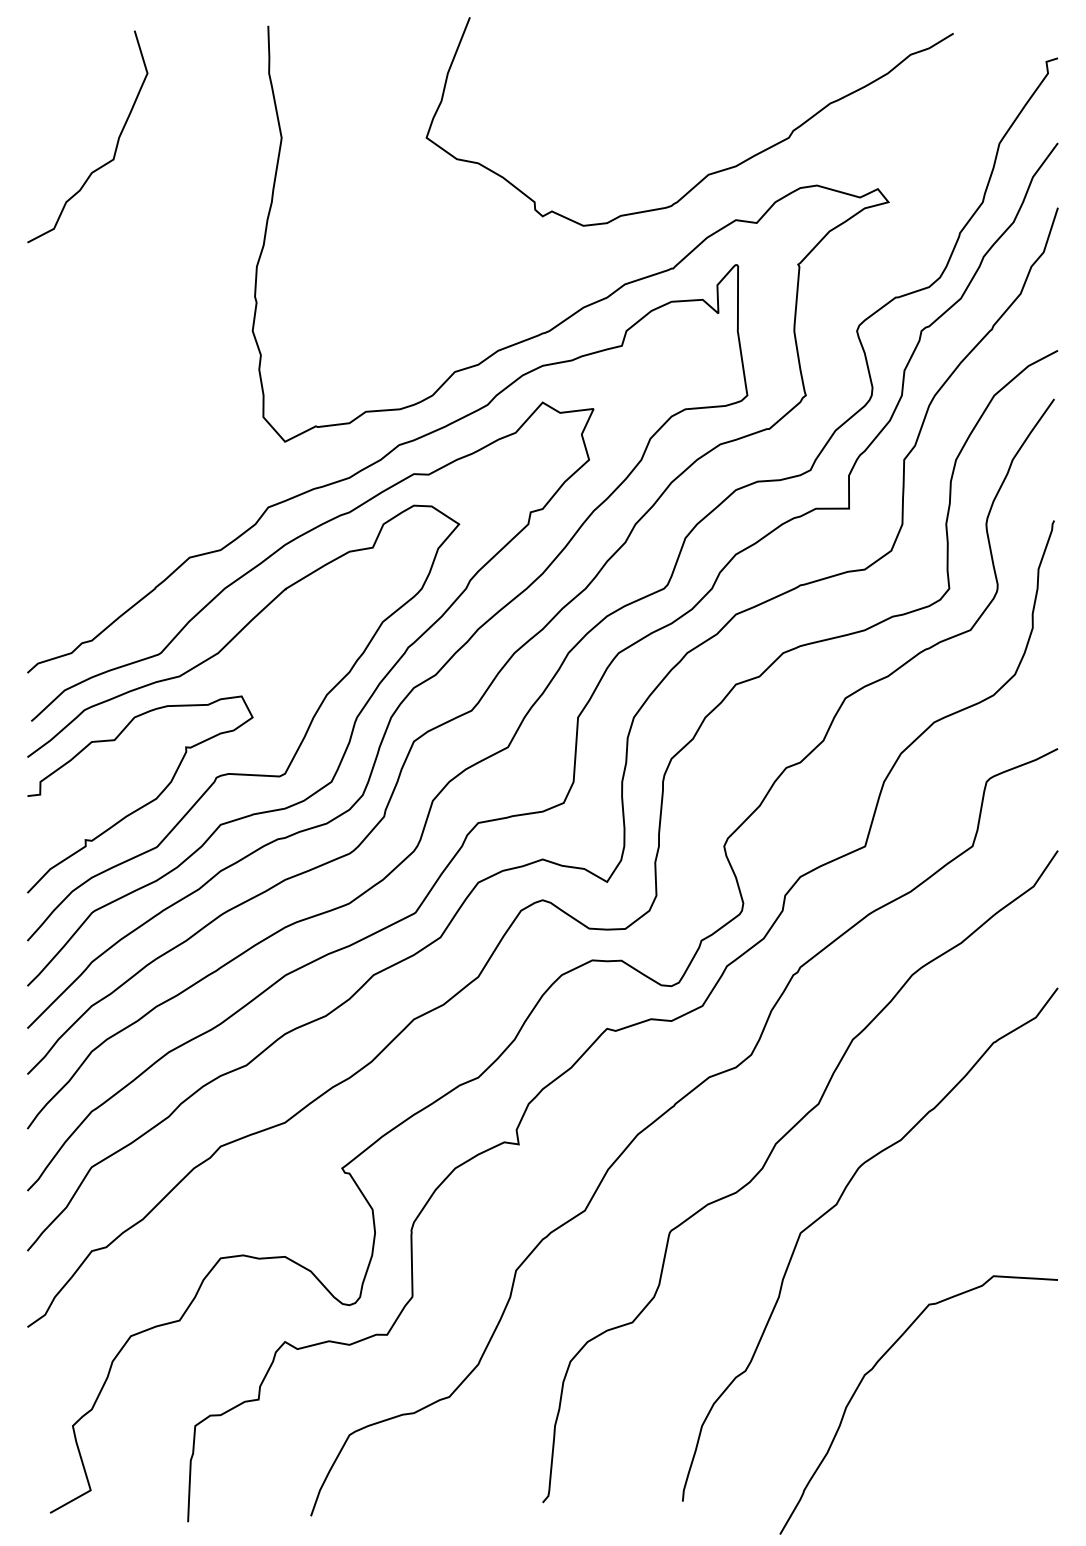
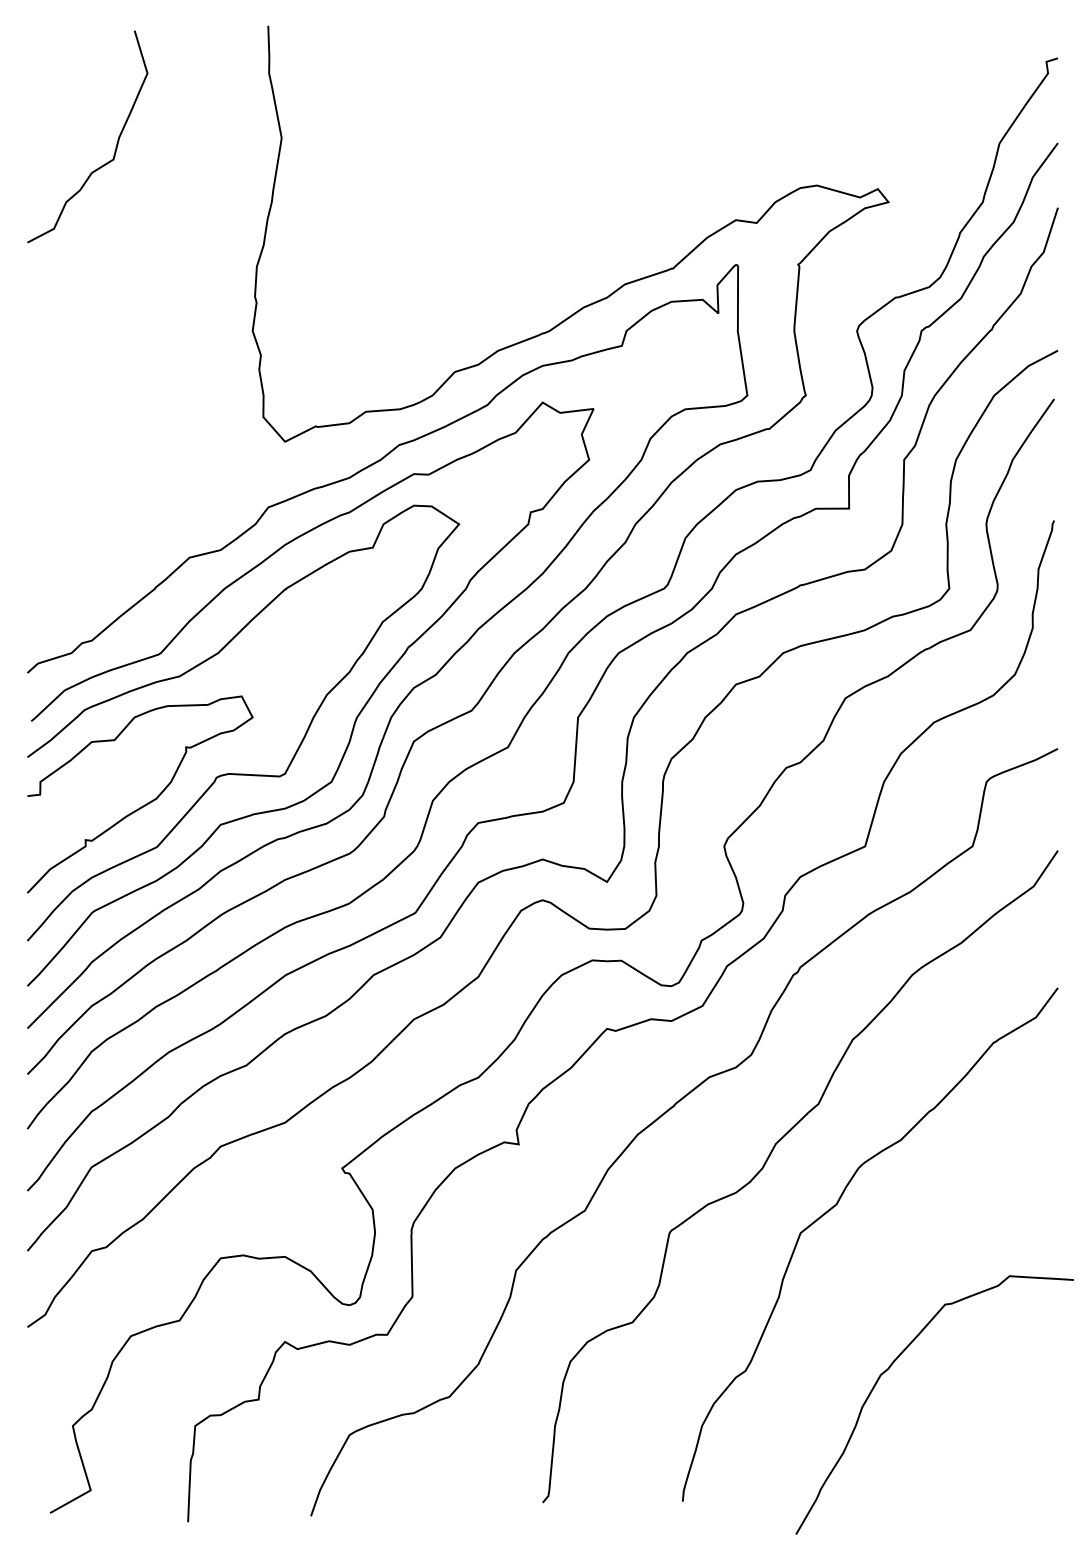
curve: present -> none (708, 173)
curve position: (875, 1366) -> (891, 1366) (891, 1366)
